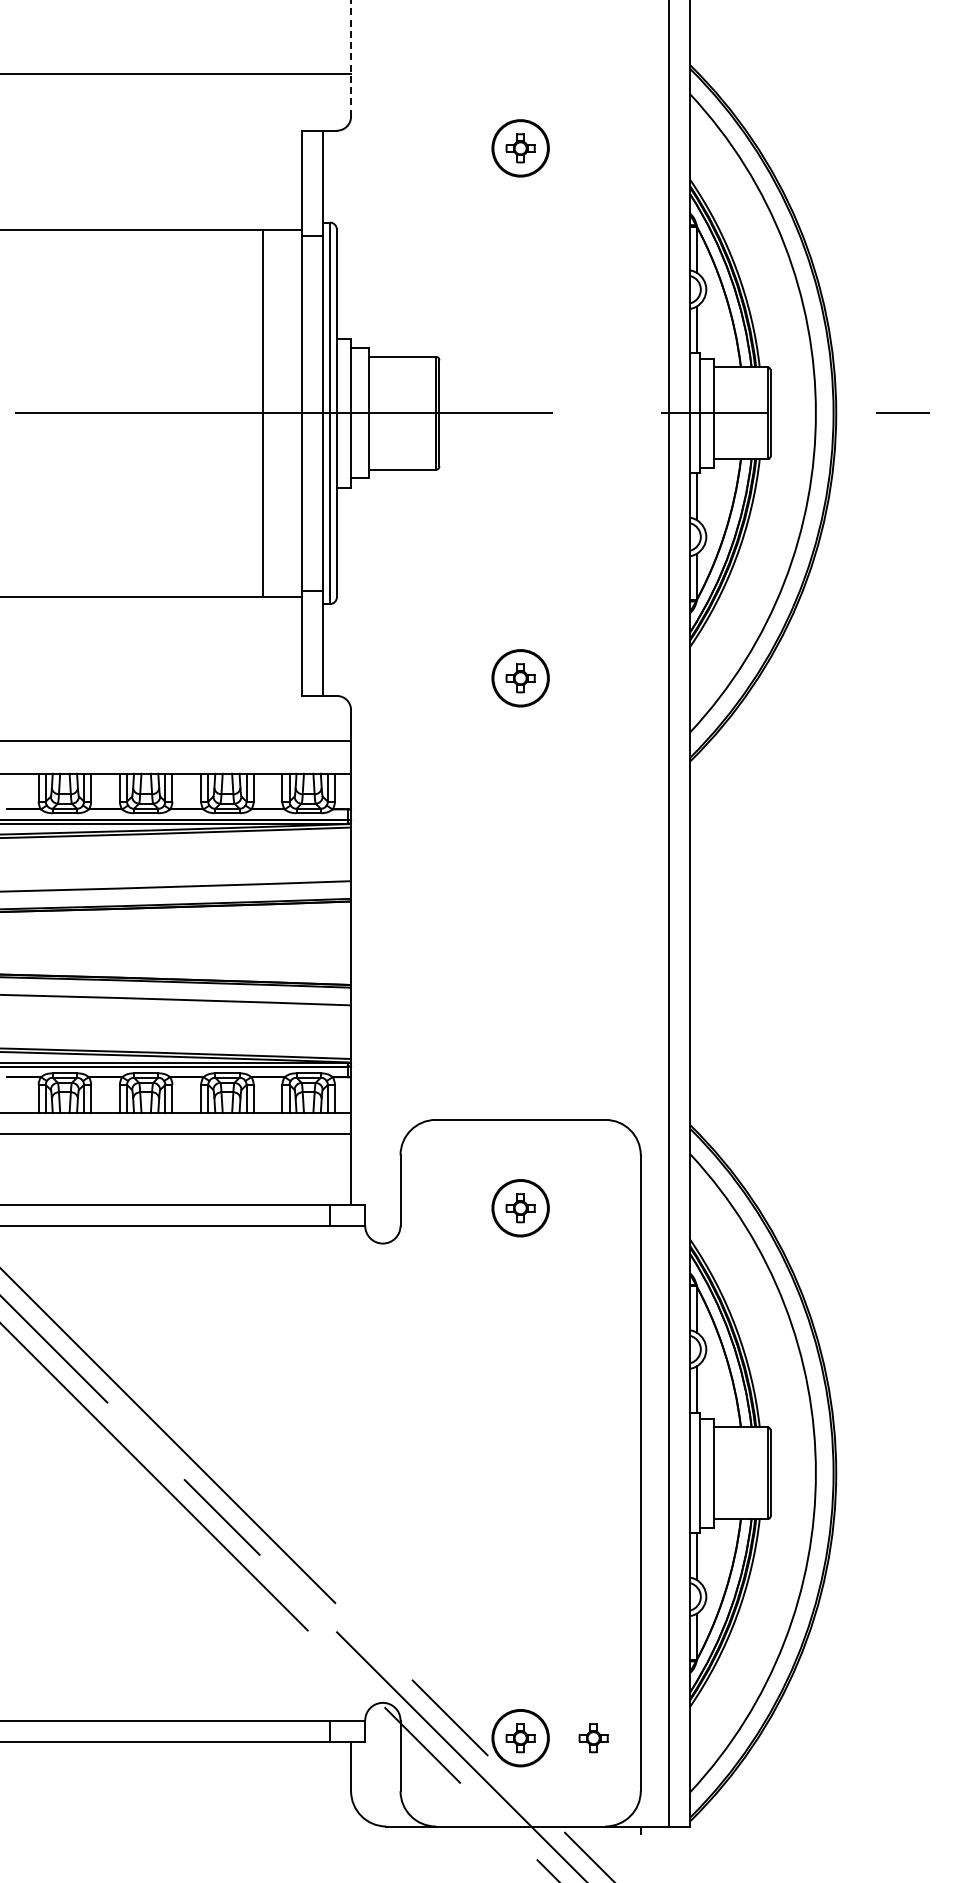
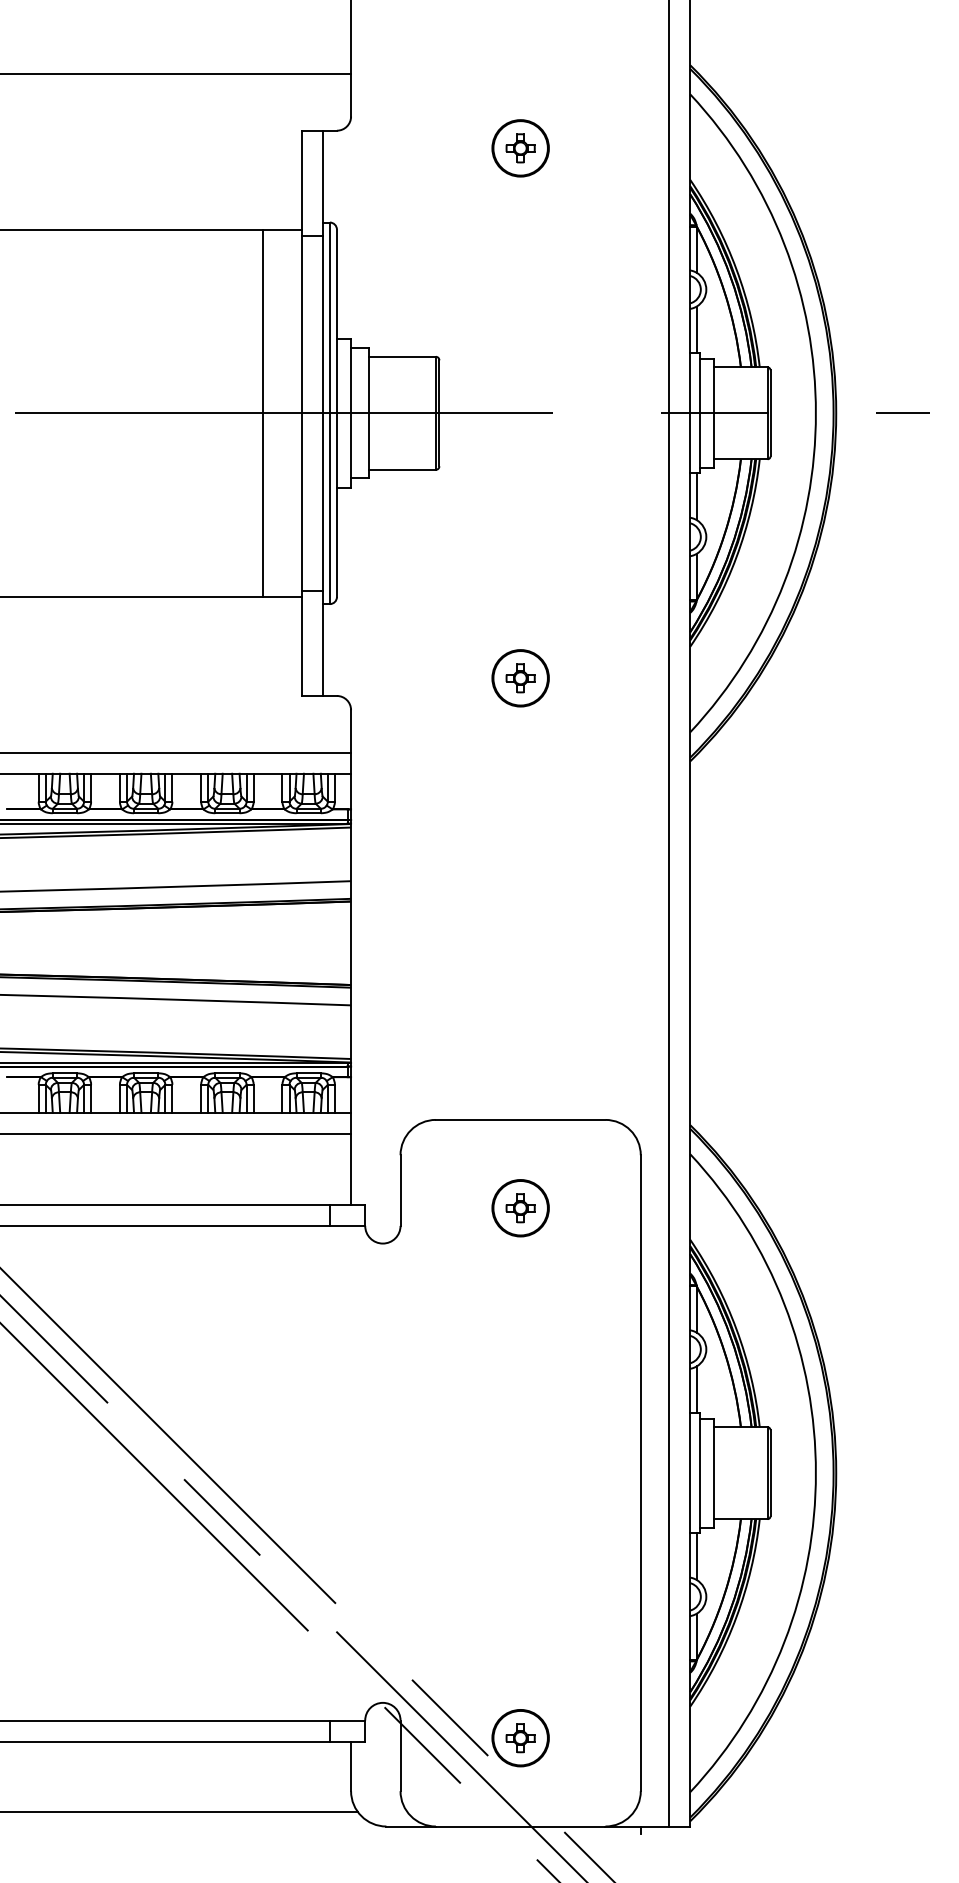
line: dashed -> solid (351, 58)
line position: (176, 740) -> (176, 752) (176, 752)
part: present -> none (593, 1738)
line: none -> present (180, 1812)
